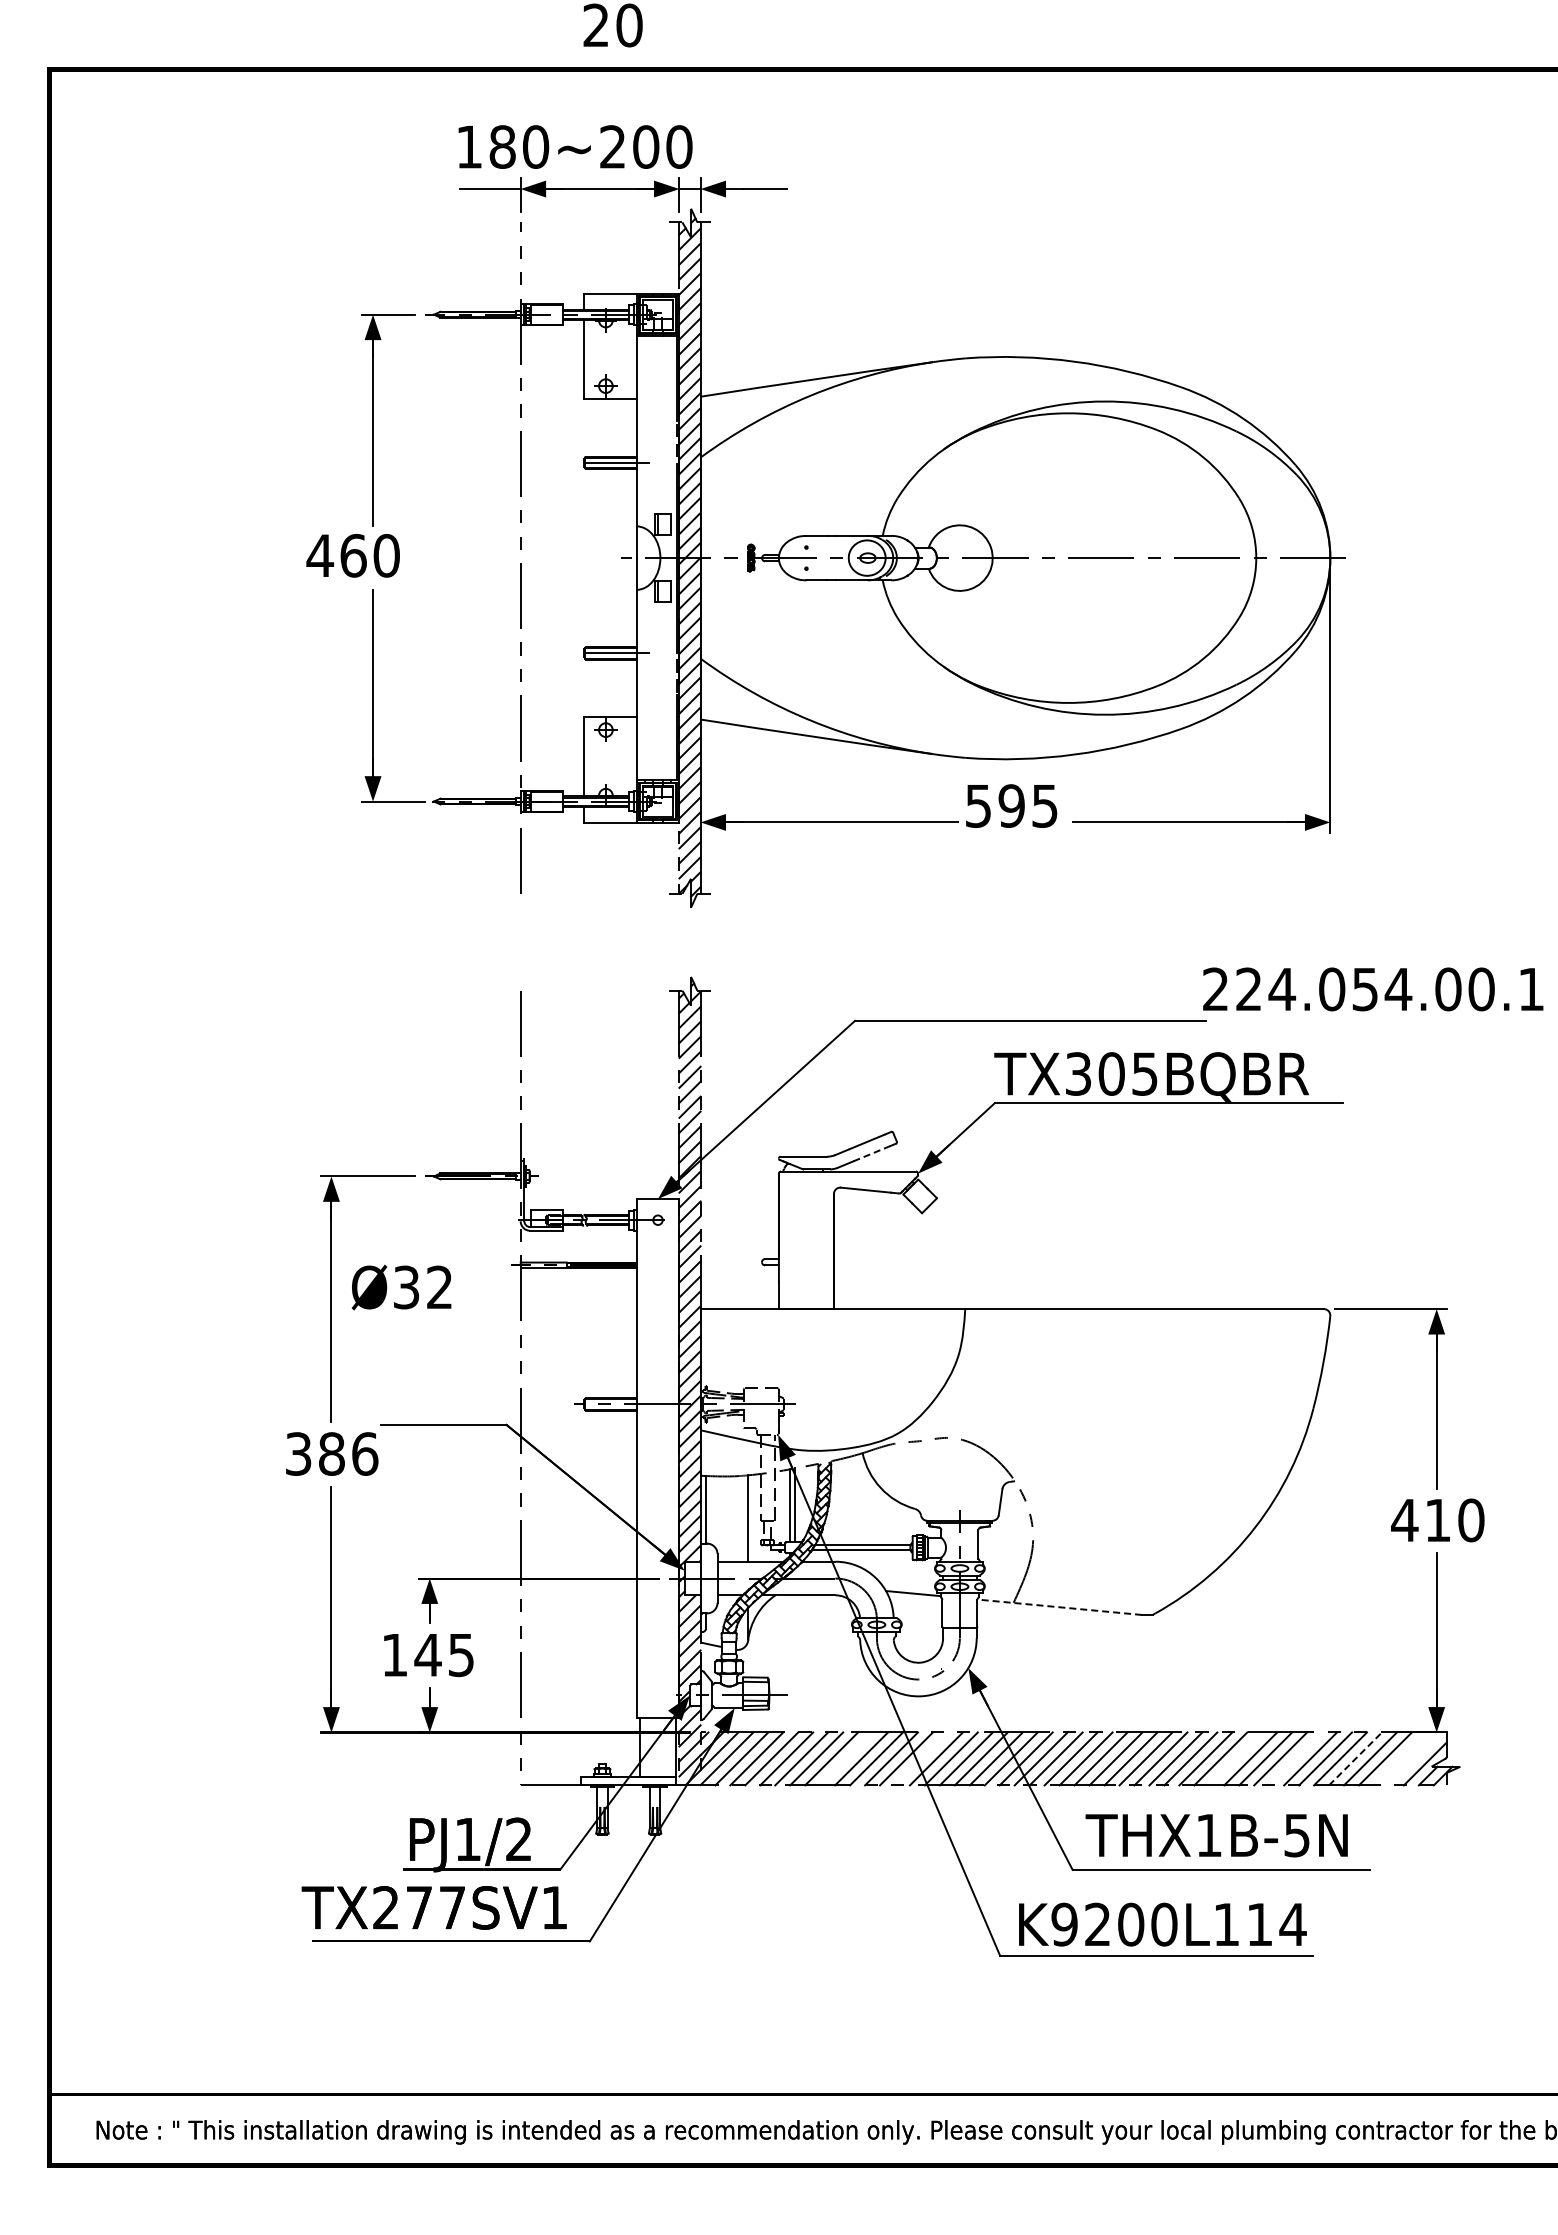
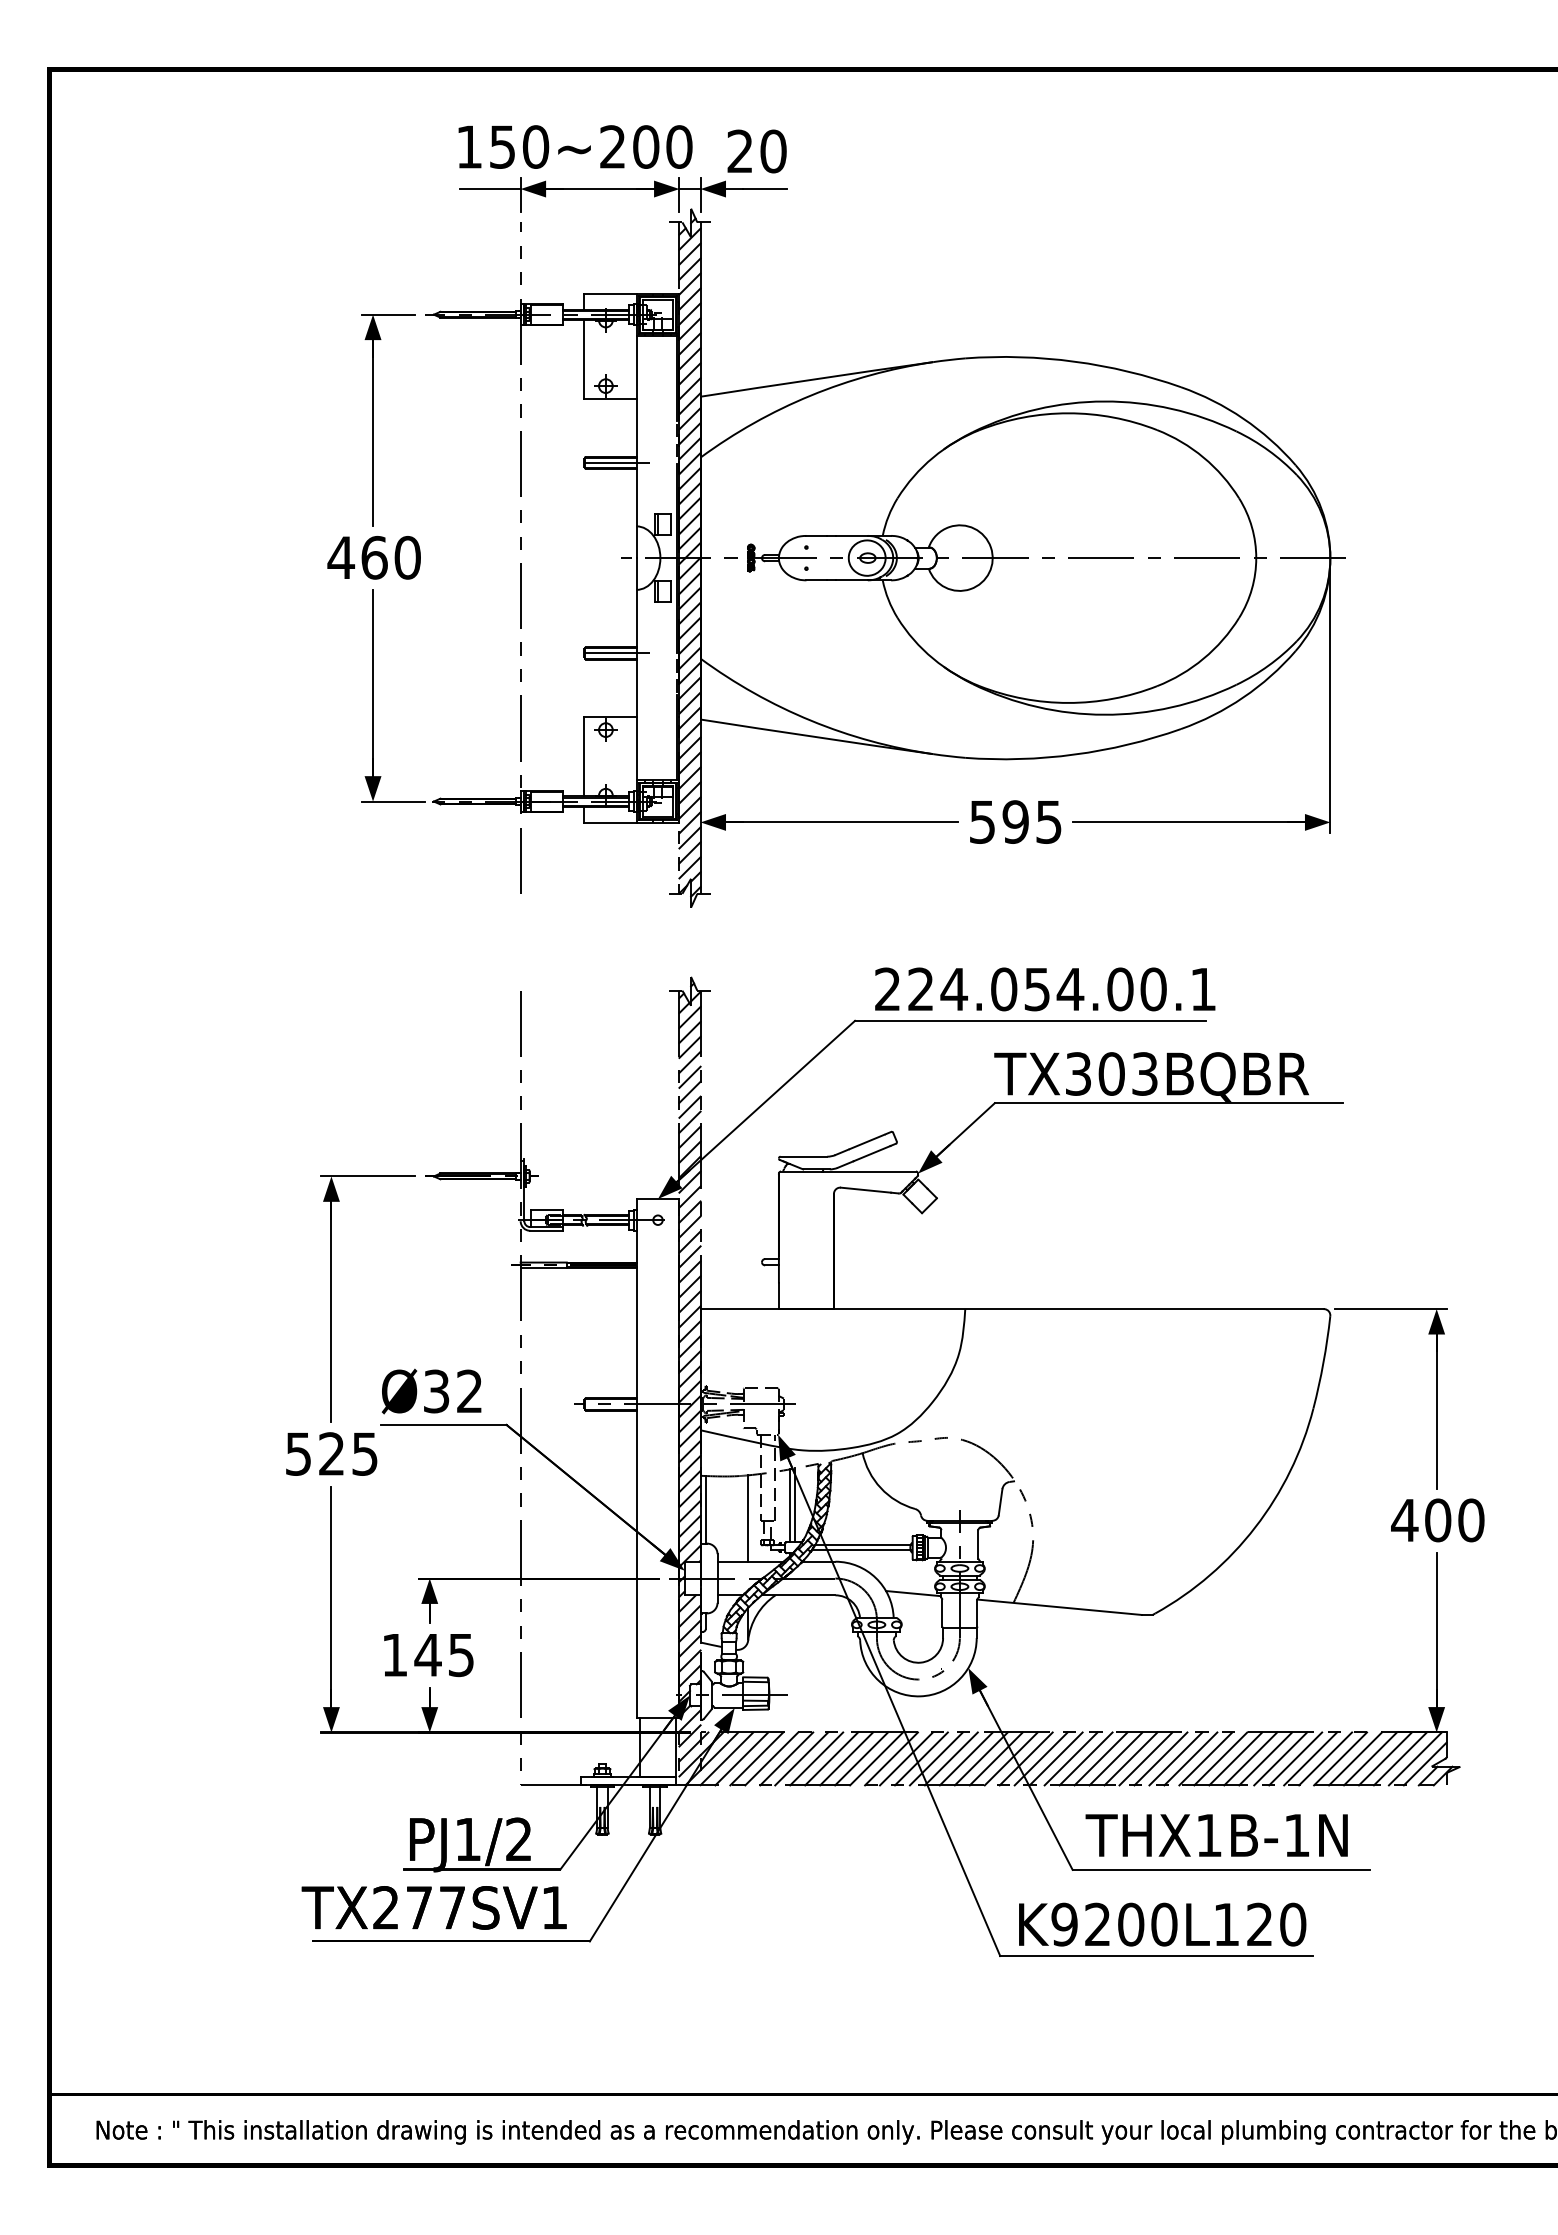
text position: (612, 25) -> (756, 151) (756, 151)
text: 180~200 -> 150~200 (502, 146)
text position: (352, 555) -> (373, 557) (373, 557)
text position: (1011, 805) -> (1015, 821) (1015, 821)
text position: (1373, 989) -> (1045, 989) (1045, 989)
text: TX305BQBR -> TX303BQBR (1144, 1073)
line: dashed -> solid (872, 1153)
text position: (401, 1287) -> (431, 1391) (431, 1391)
text: 386 -> 525 (332, 1453)
text: 410 -> 400 (1438, 1520)
line: dashed -> solid (1059, 1607)
line: none -> present (846, 1758)
line: none -> present (920, 1758)
line: none -> present (1235, 1758)
line: none -> present (1295, 1758)
line: dashed -> solid (1355, 1758)
line: none -> present (1399, 1758)
line: none -> present (1414, 1758)
text: THX1B-5N -> THX1B-1N (1296, 1835)
text: K9200L114 -> K9200L120 (1276, 1924)
